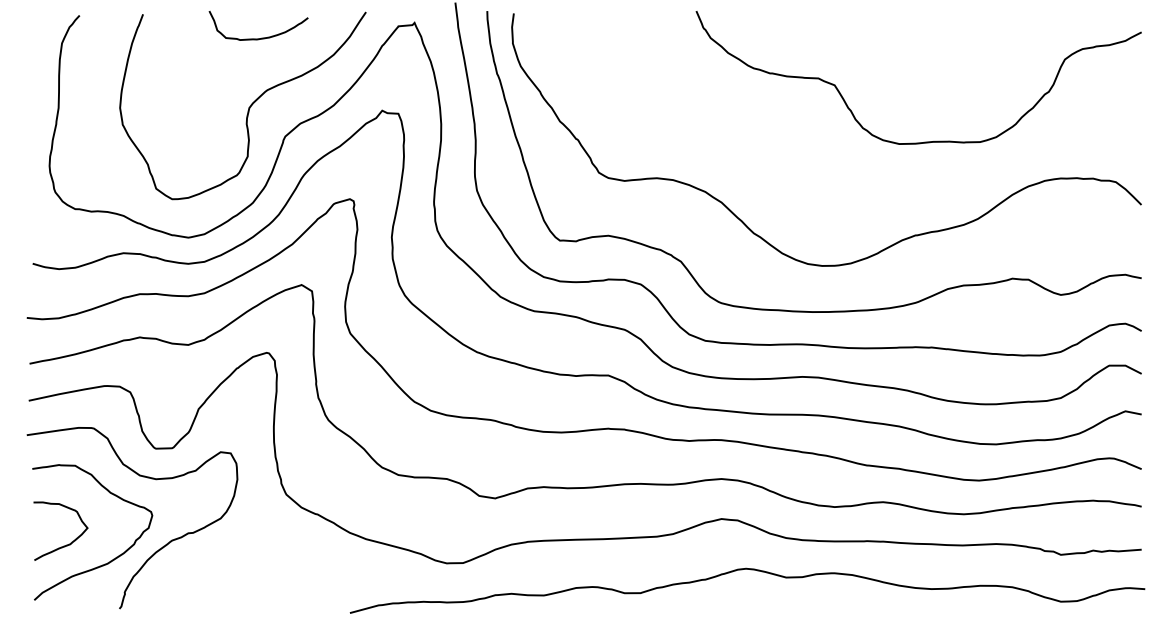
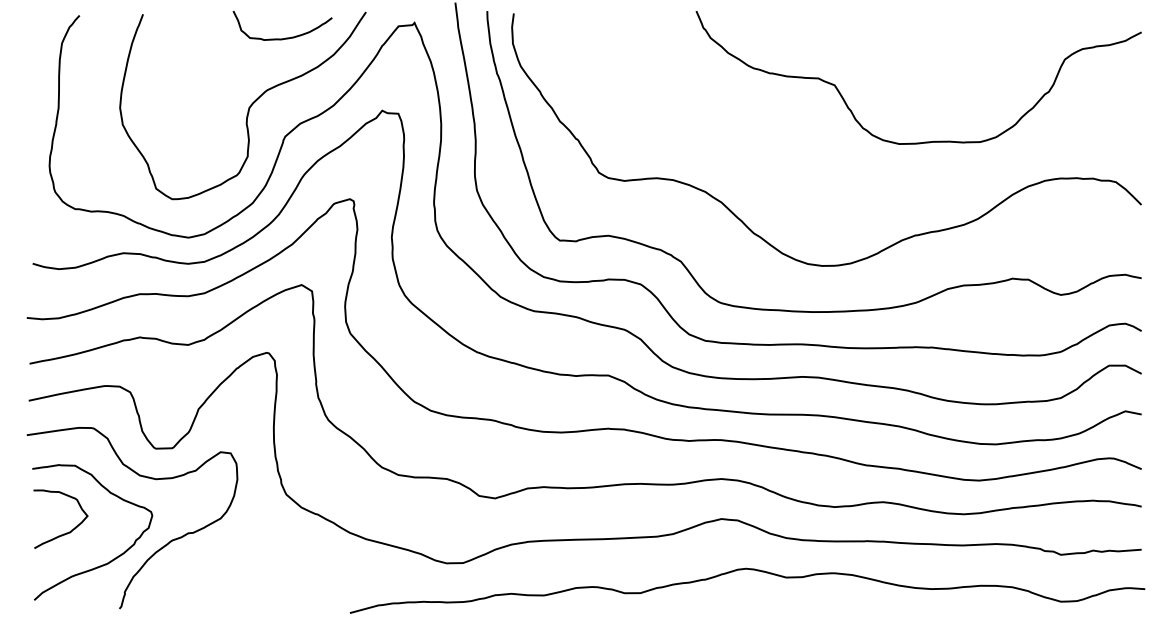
curve position: (261, 37) -> (285, 37) (285, 37)
curve position: (66, 544) -> (66, 532) (66, 532)
